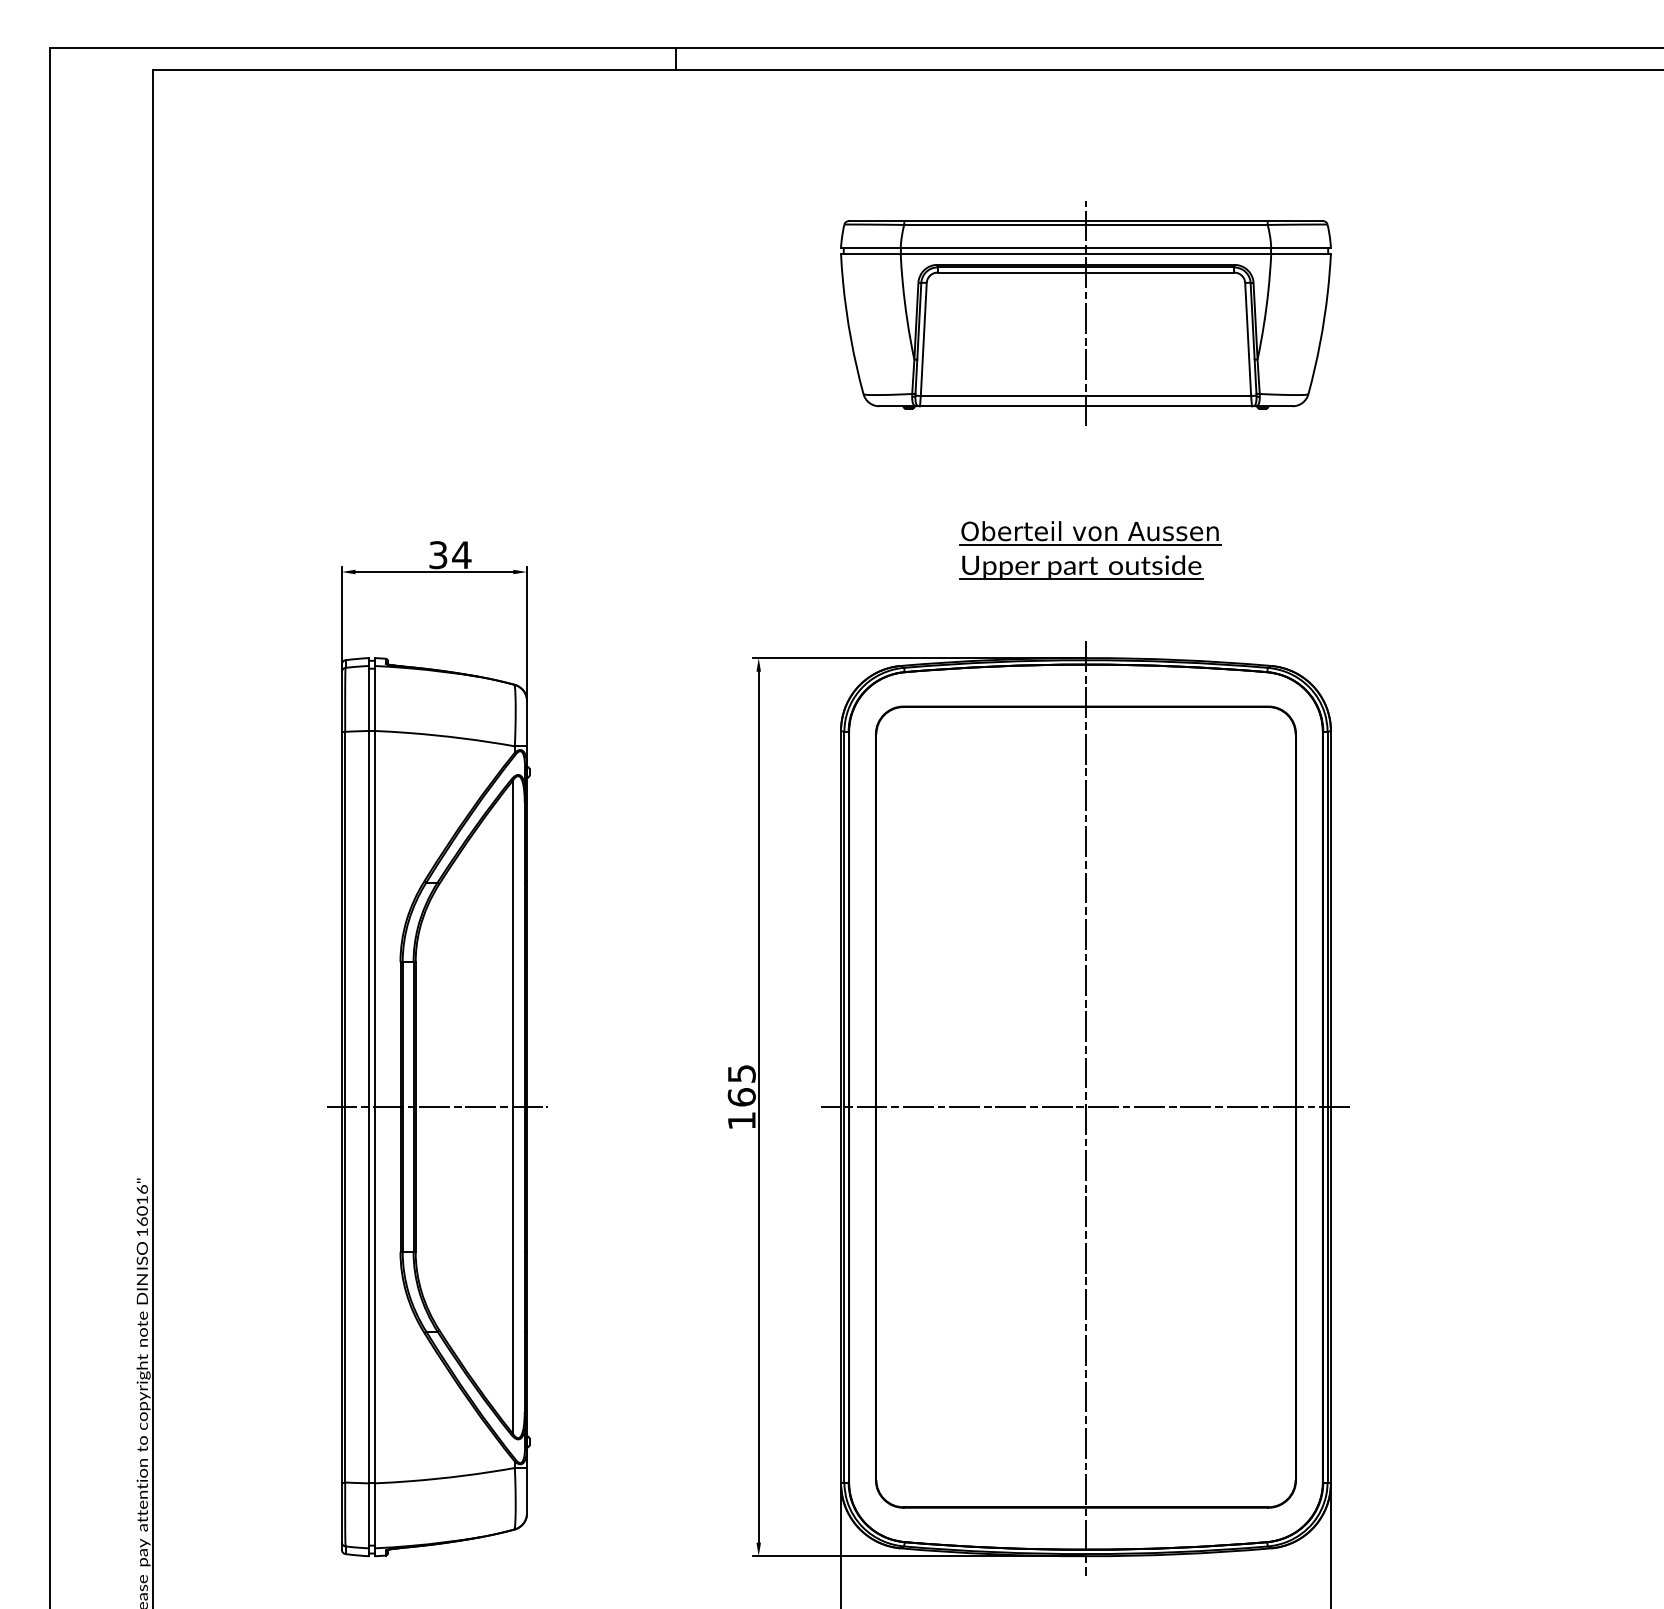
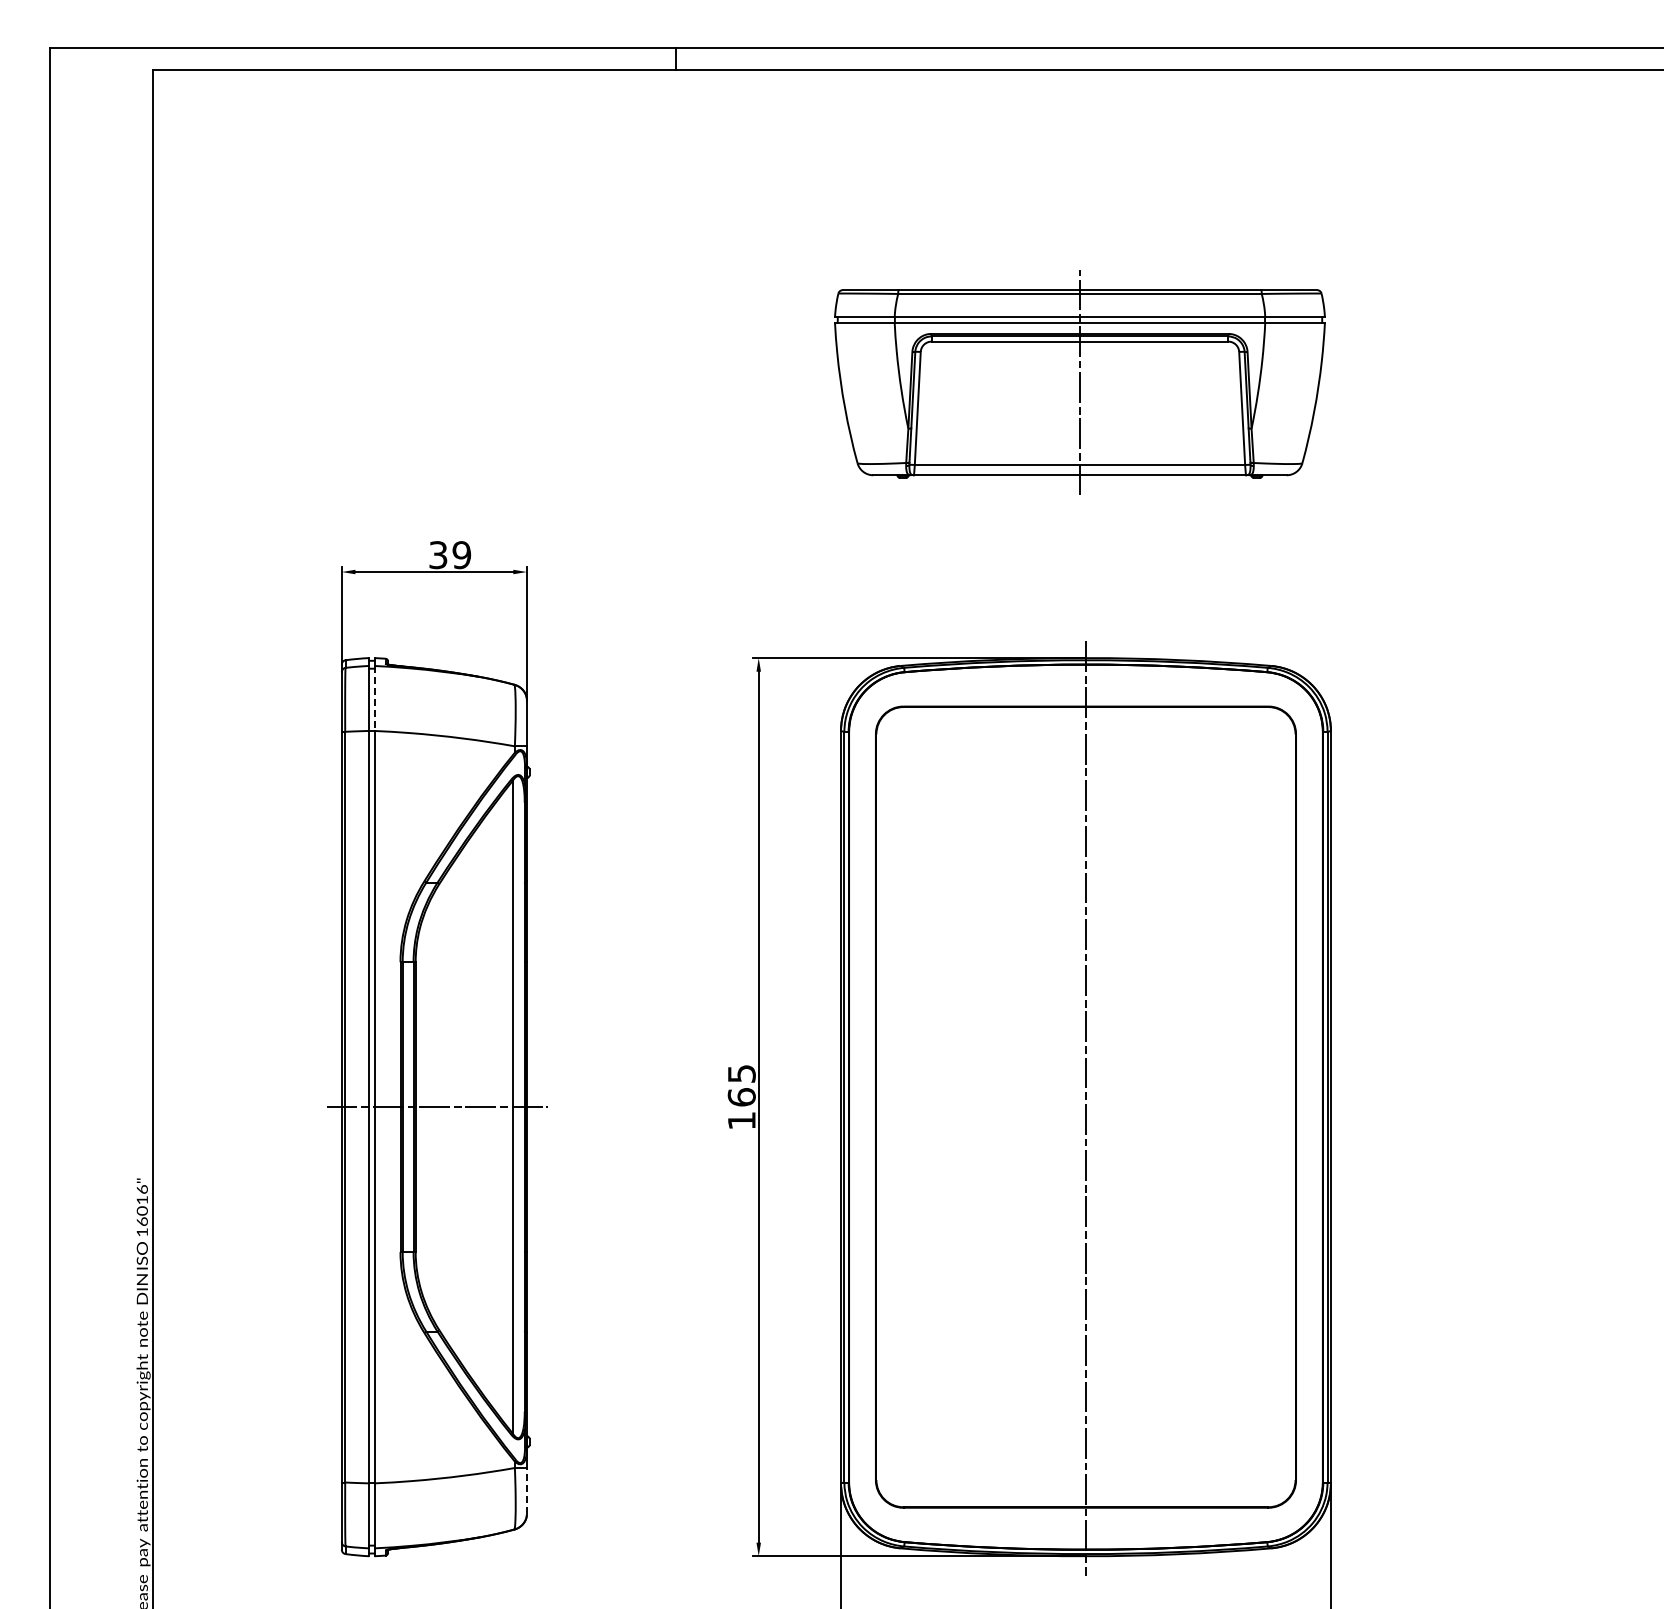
part position: (1085, 313) -> (1079, 382) (1079, 382)
part: present -> none (1090, 550)
text: 34 -> 39 (461, 555)
line: solid -> dashed (374, 698)
line: present -> none (1085, 1107)
line: solid -> dashed (526, 1490)
